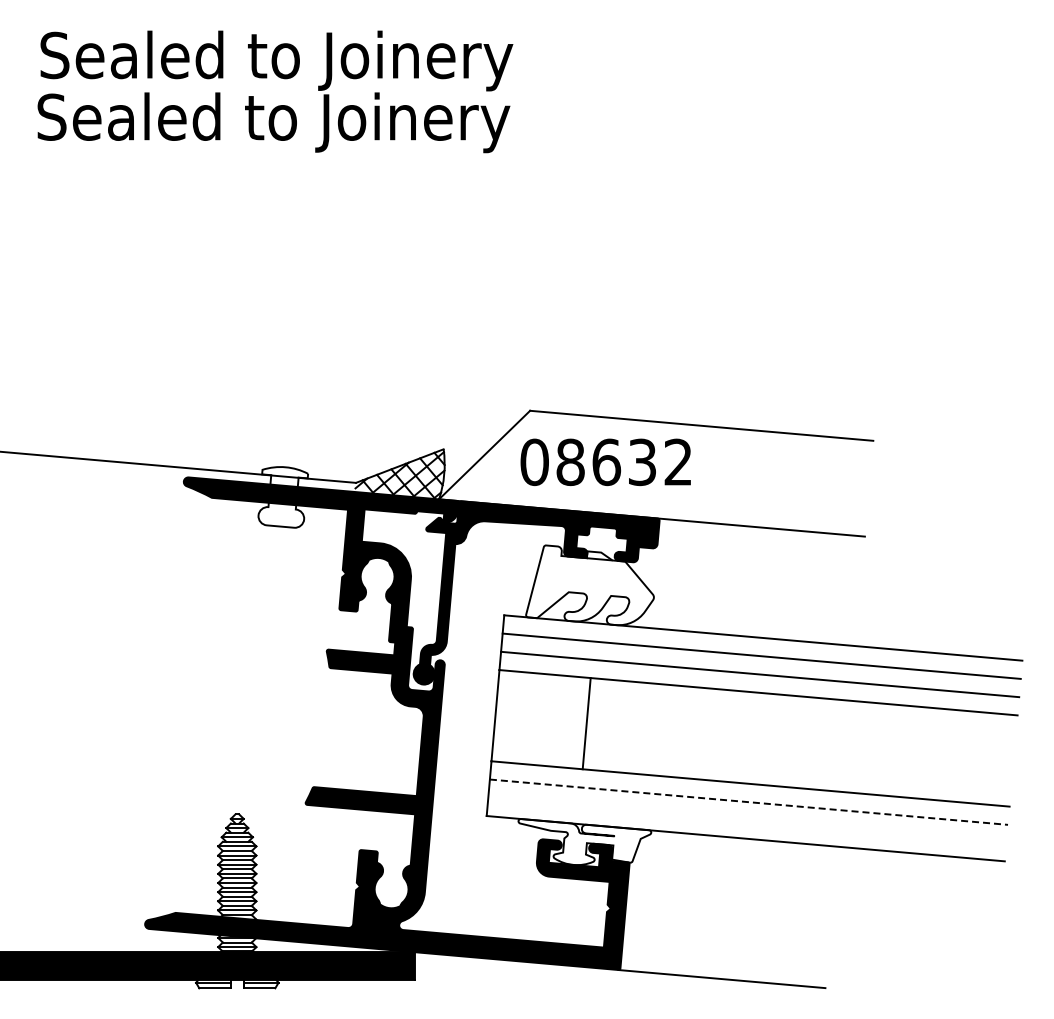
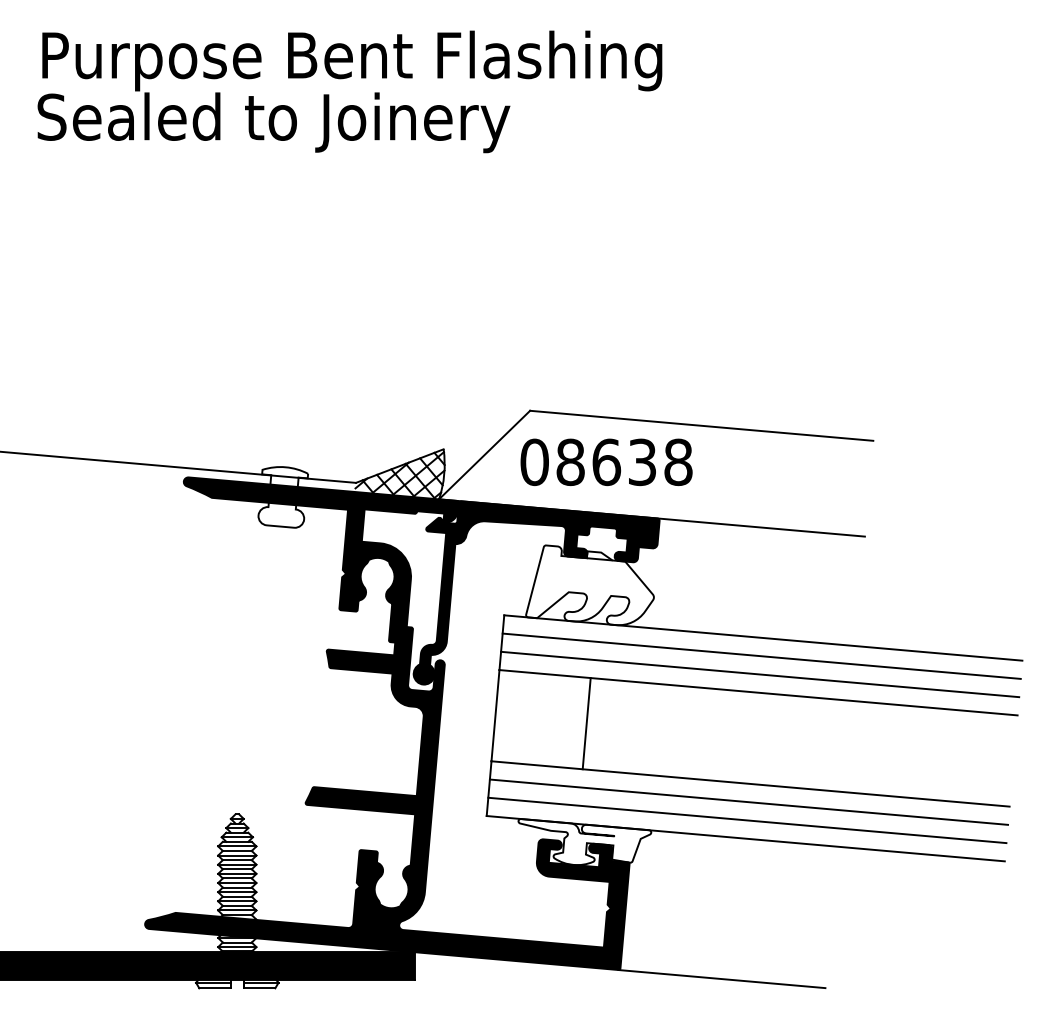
text: Sealed to Joinery -> Purpose Bent Flashing (351, 60)
text: 08632 -> 08638 (678, 462)
line: dashed -> solid (749, 802)
line: none -> present (747, 820)
